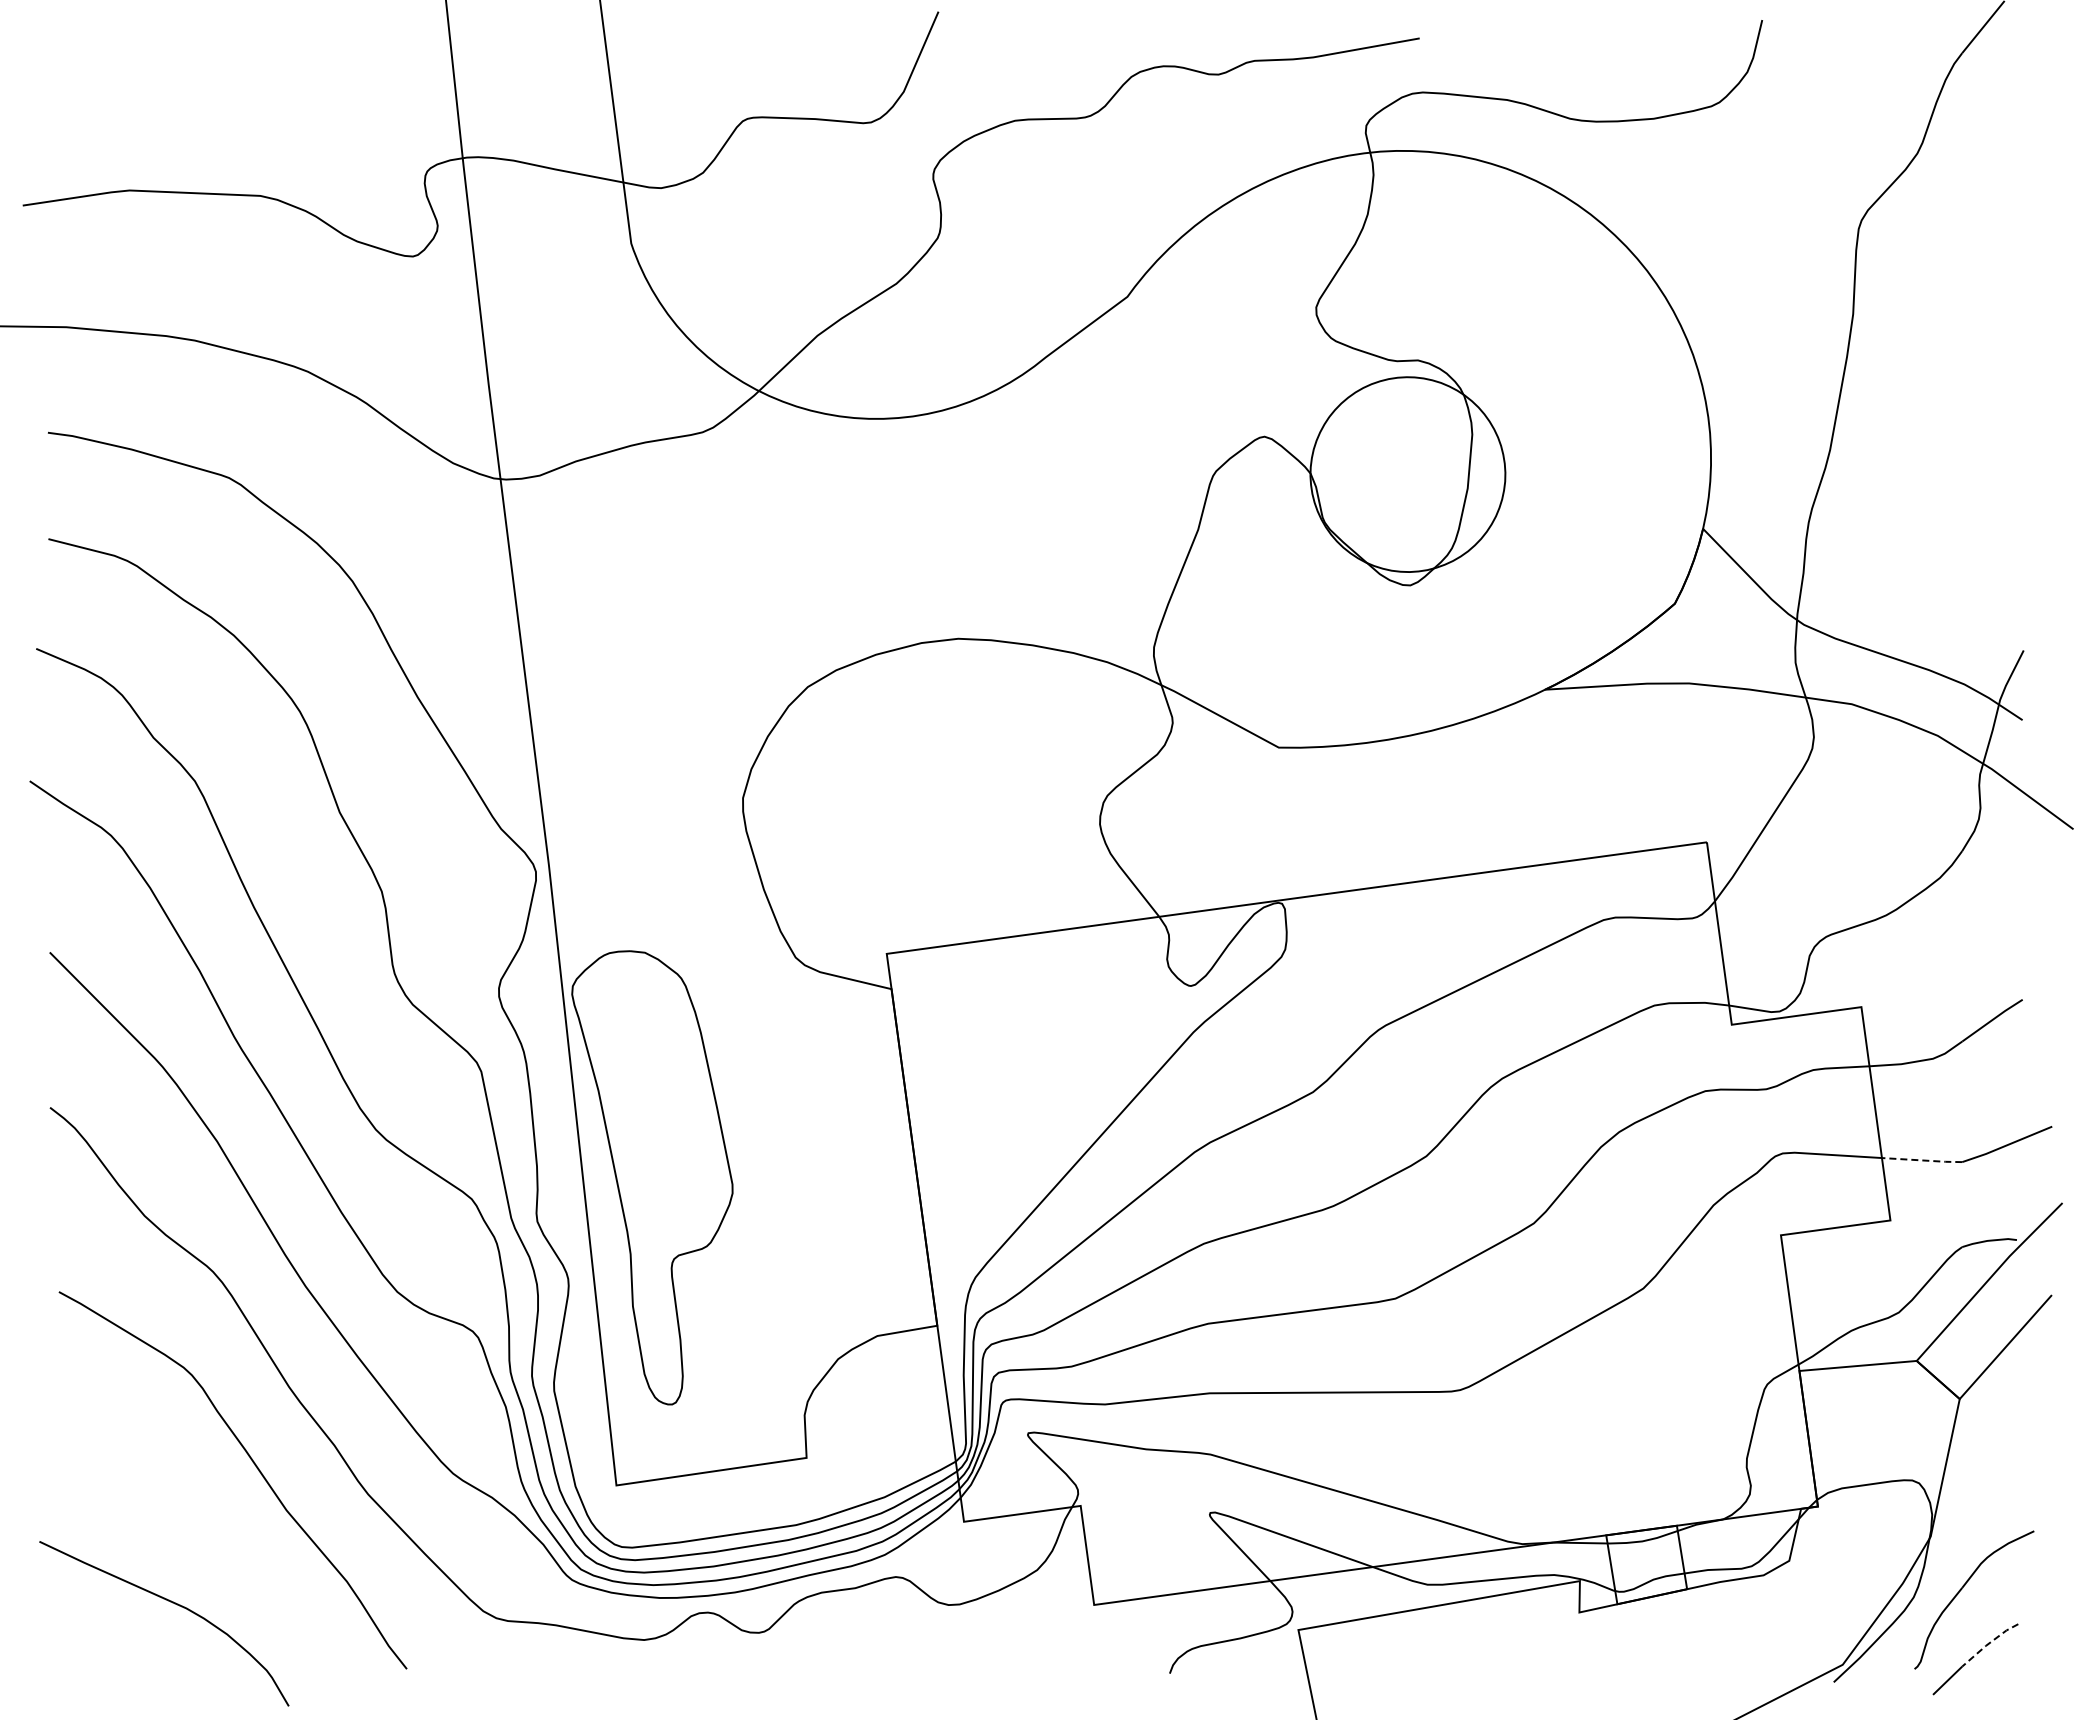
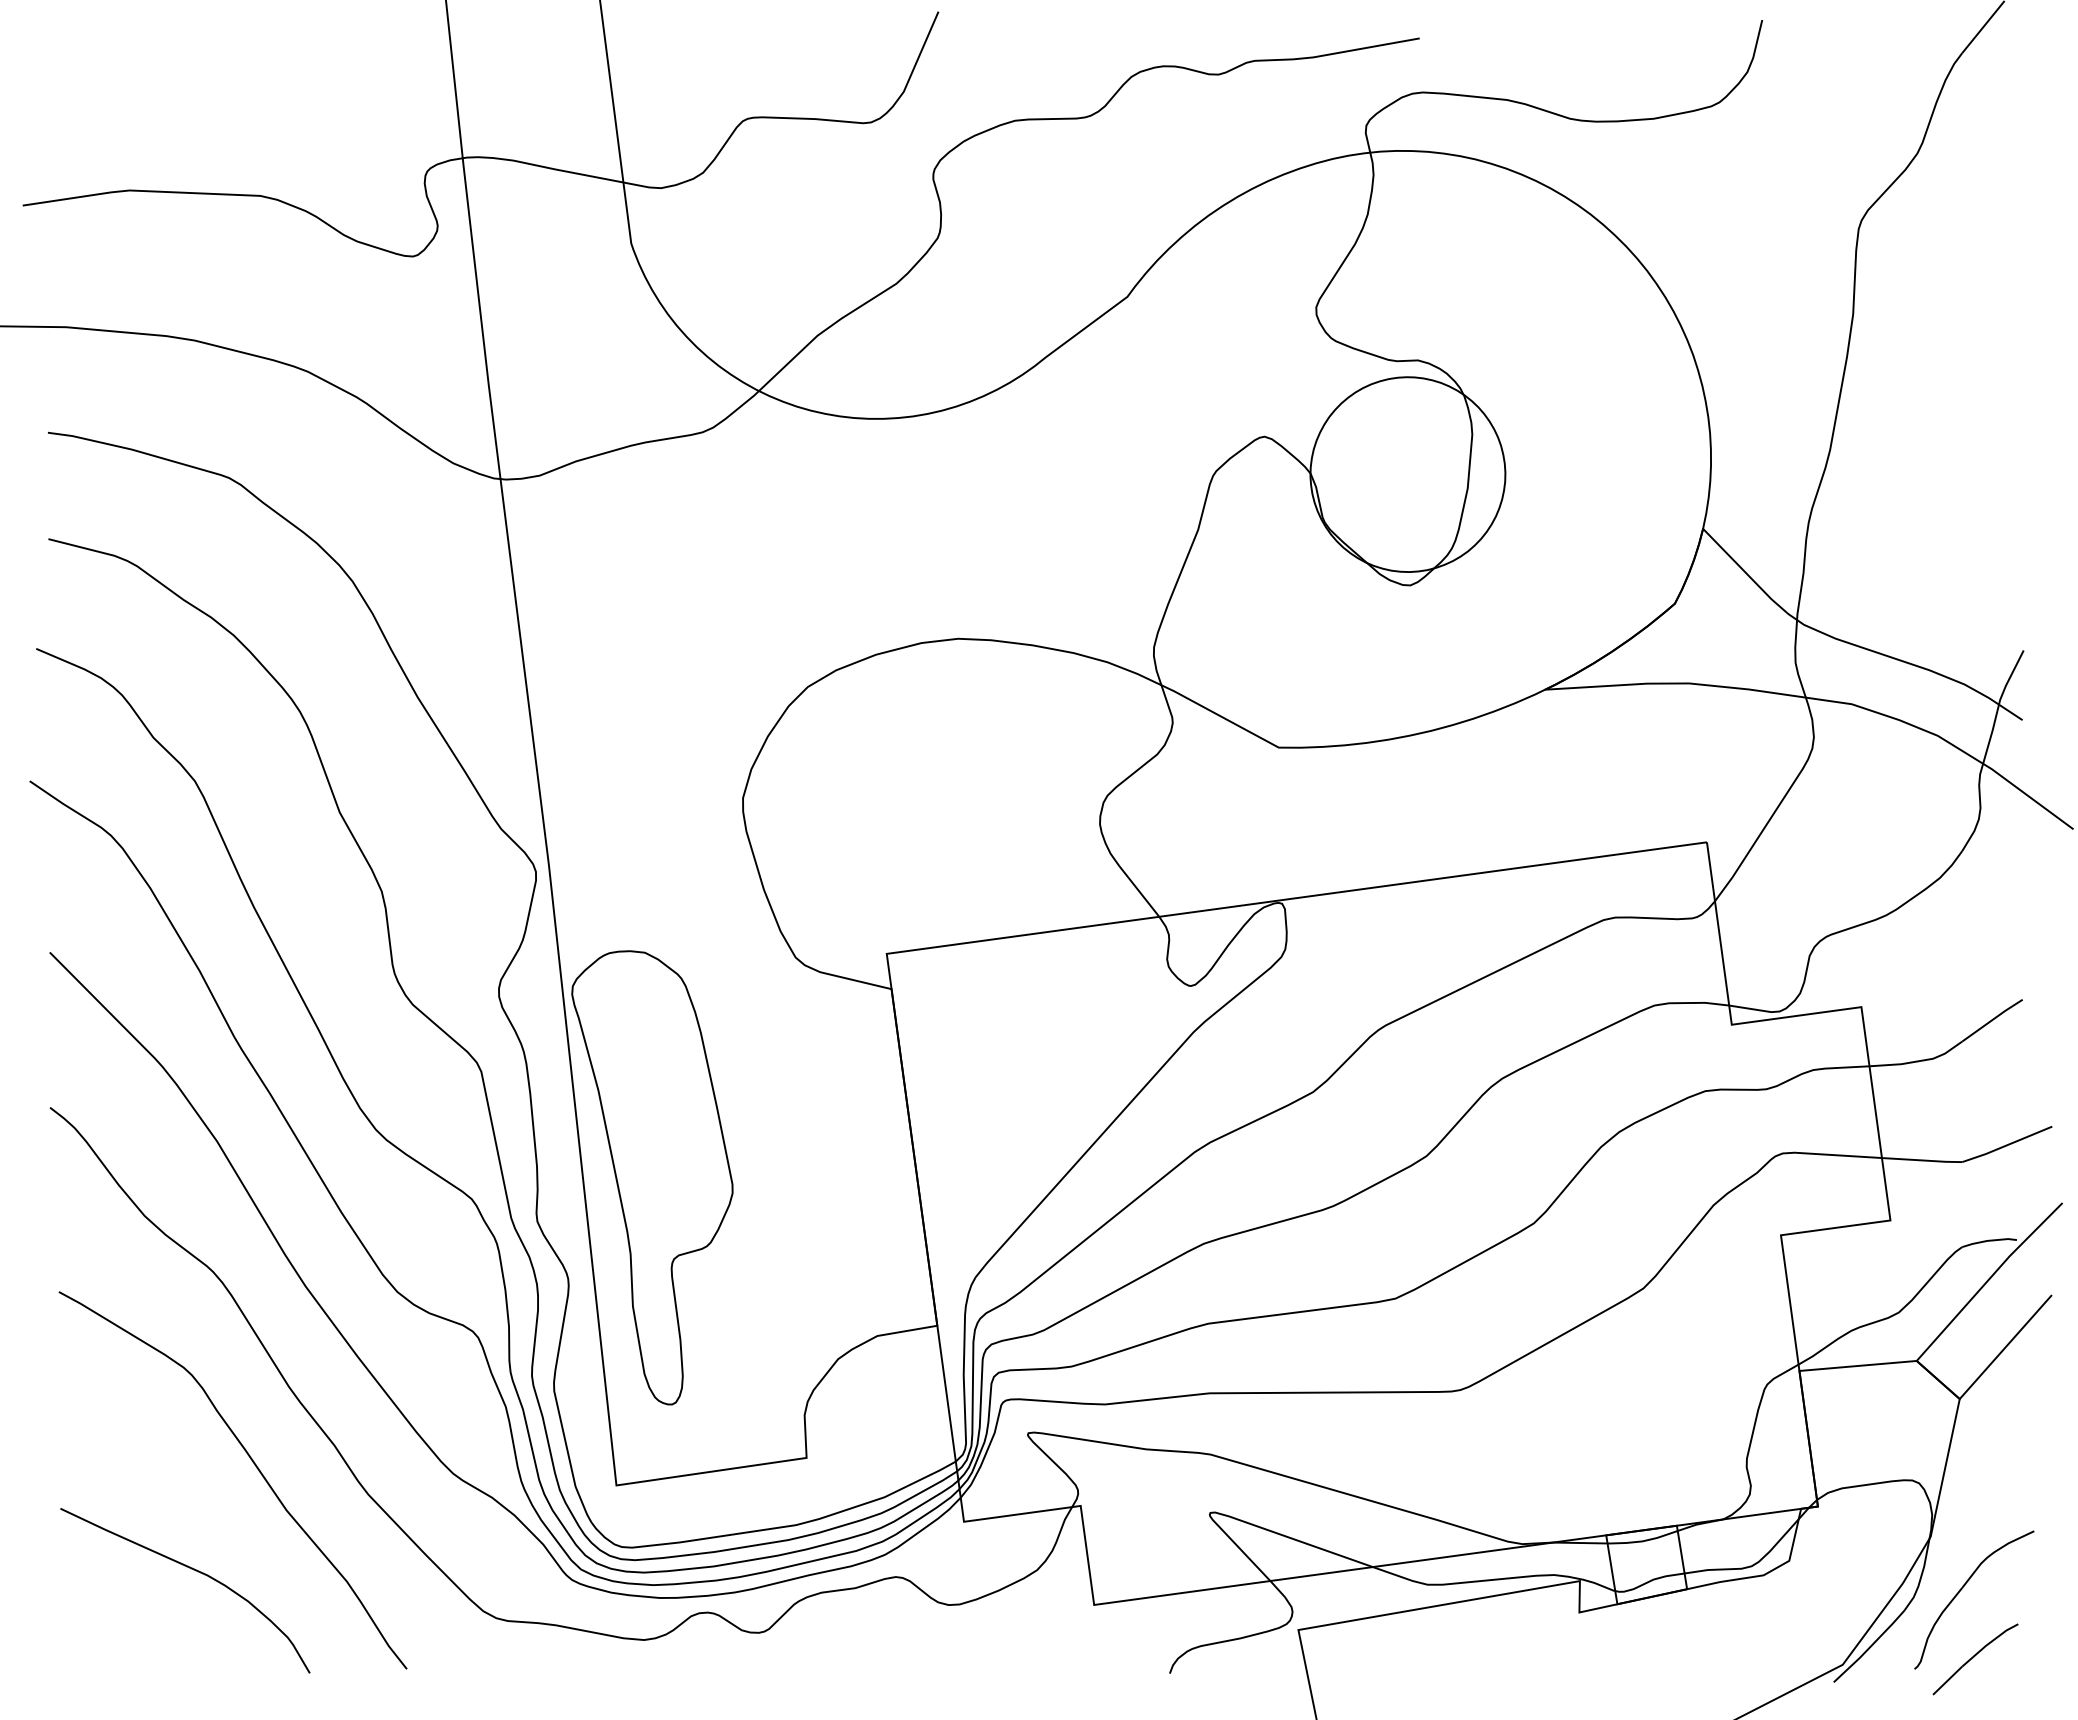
line: dashed -> solid (1922, 1160)
curve position: (174, 1604) -> (195, 1571) (195, 1571)
line: dashed -> solid (1989, 1643)
